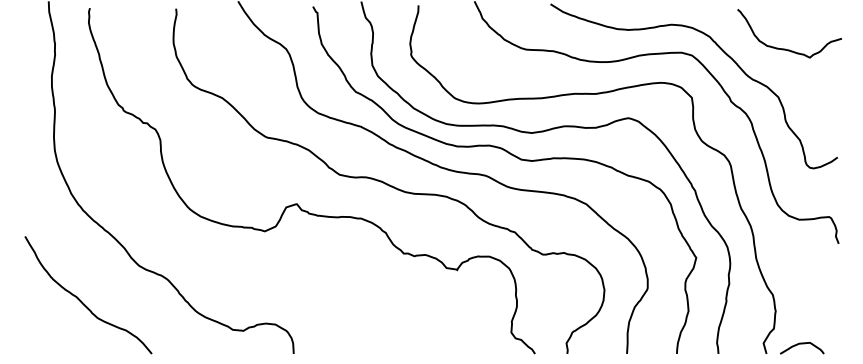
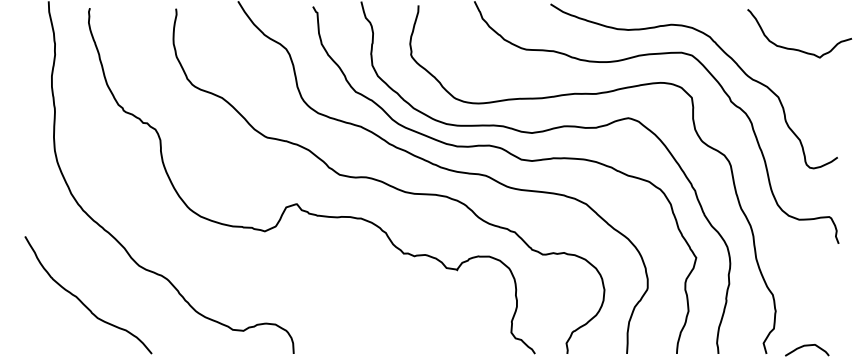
curve position: (785, 48) -> (795, 48) (795, 48)
curve position: (802, 344) -> (807, 346) (807, 346)
